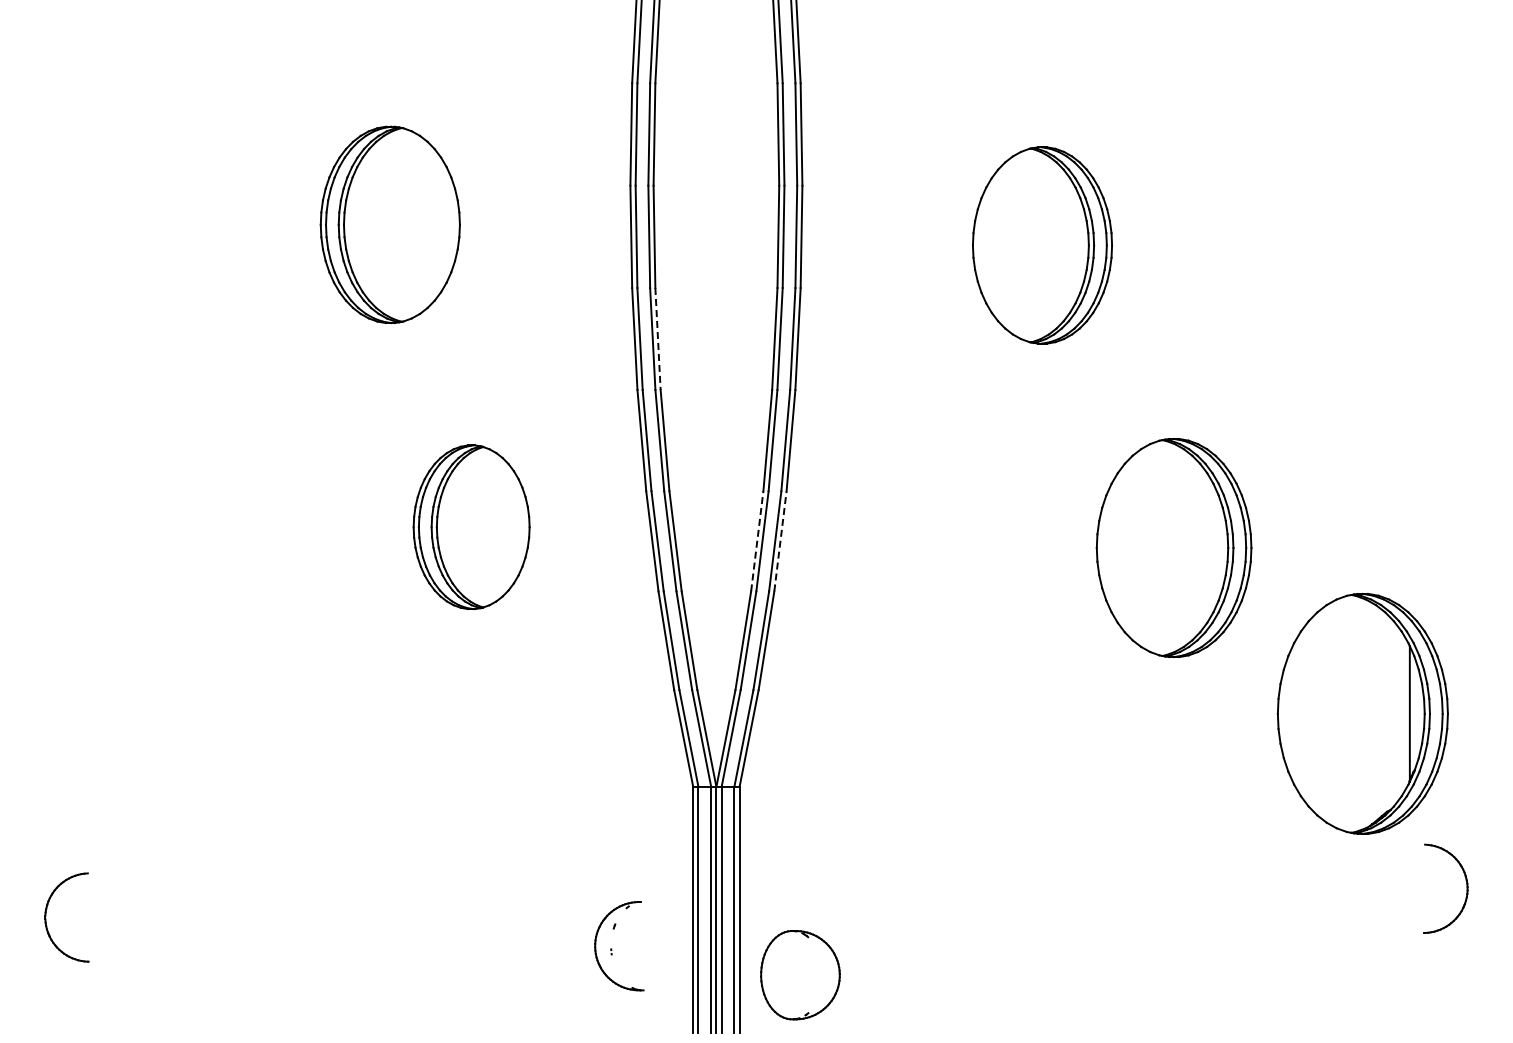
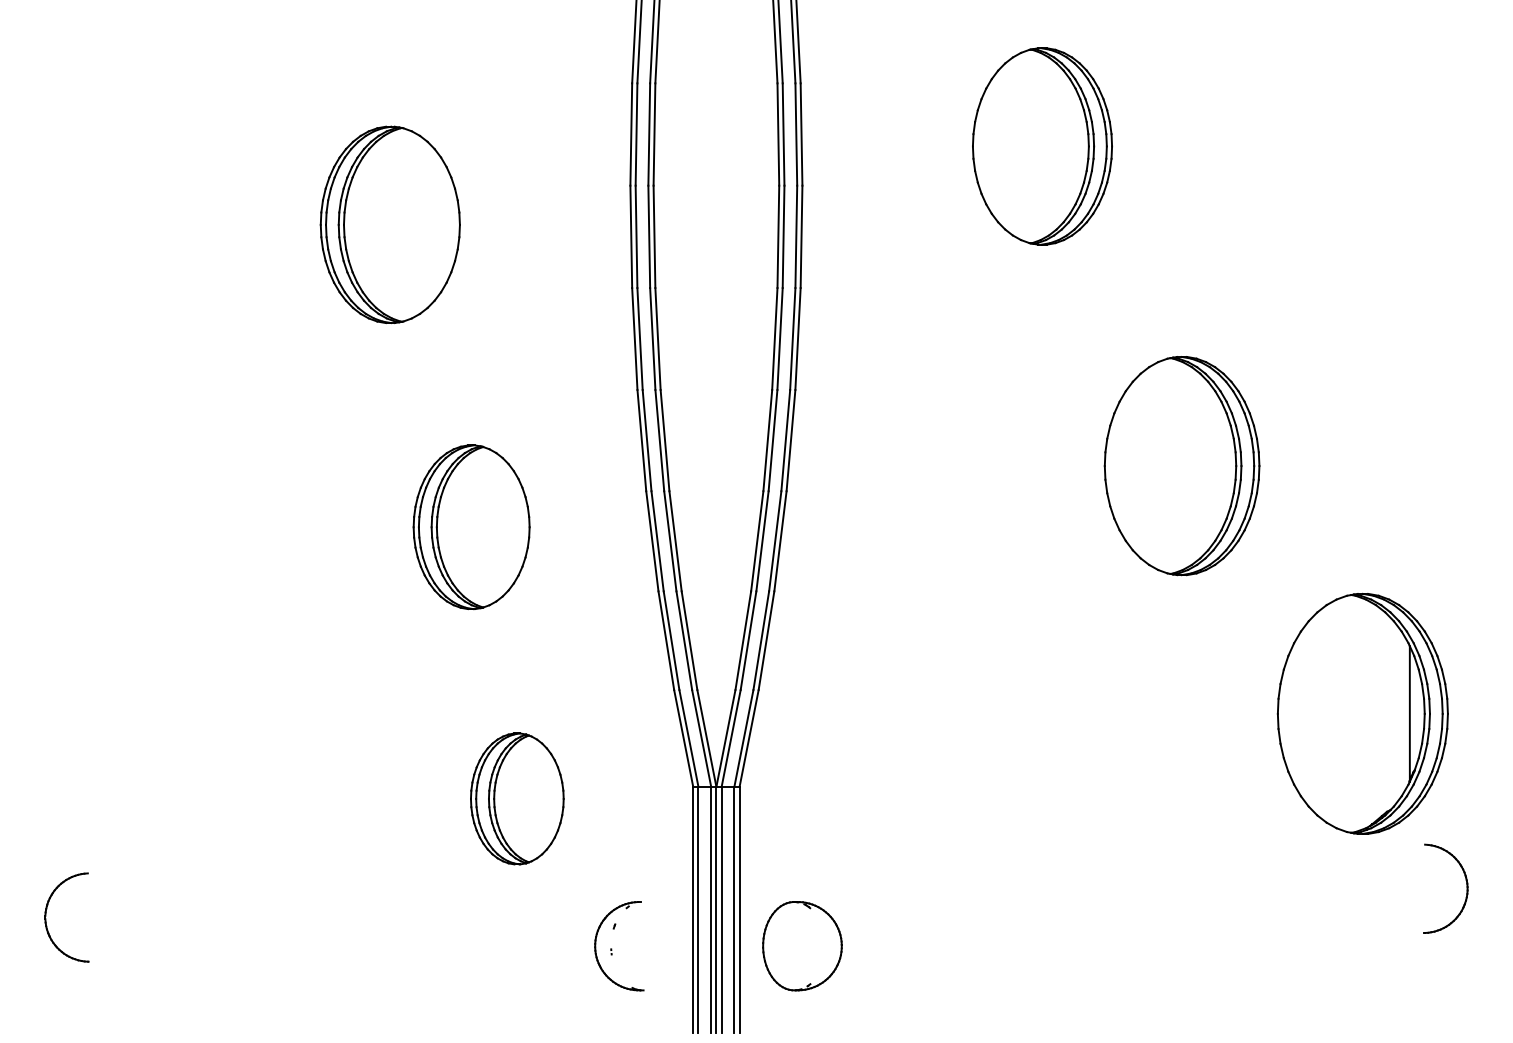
part position: (1042, 245) -> (1042, 146) (1042, 146)
line: dashed -> solid (658, 339)
line: dashed -> solid (757, 540)
line: dashed -> solid (780, 540)
part position: (1173, 548) -> (1181, 466) (1181, 466)
part: none -> present (517, 798)
part position: (800, 975) -> (802, 946) (802, 946)
